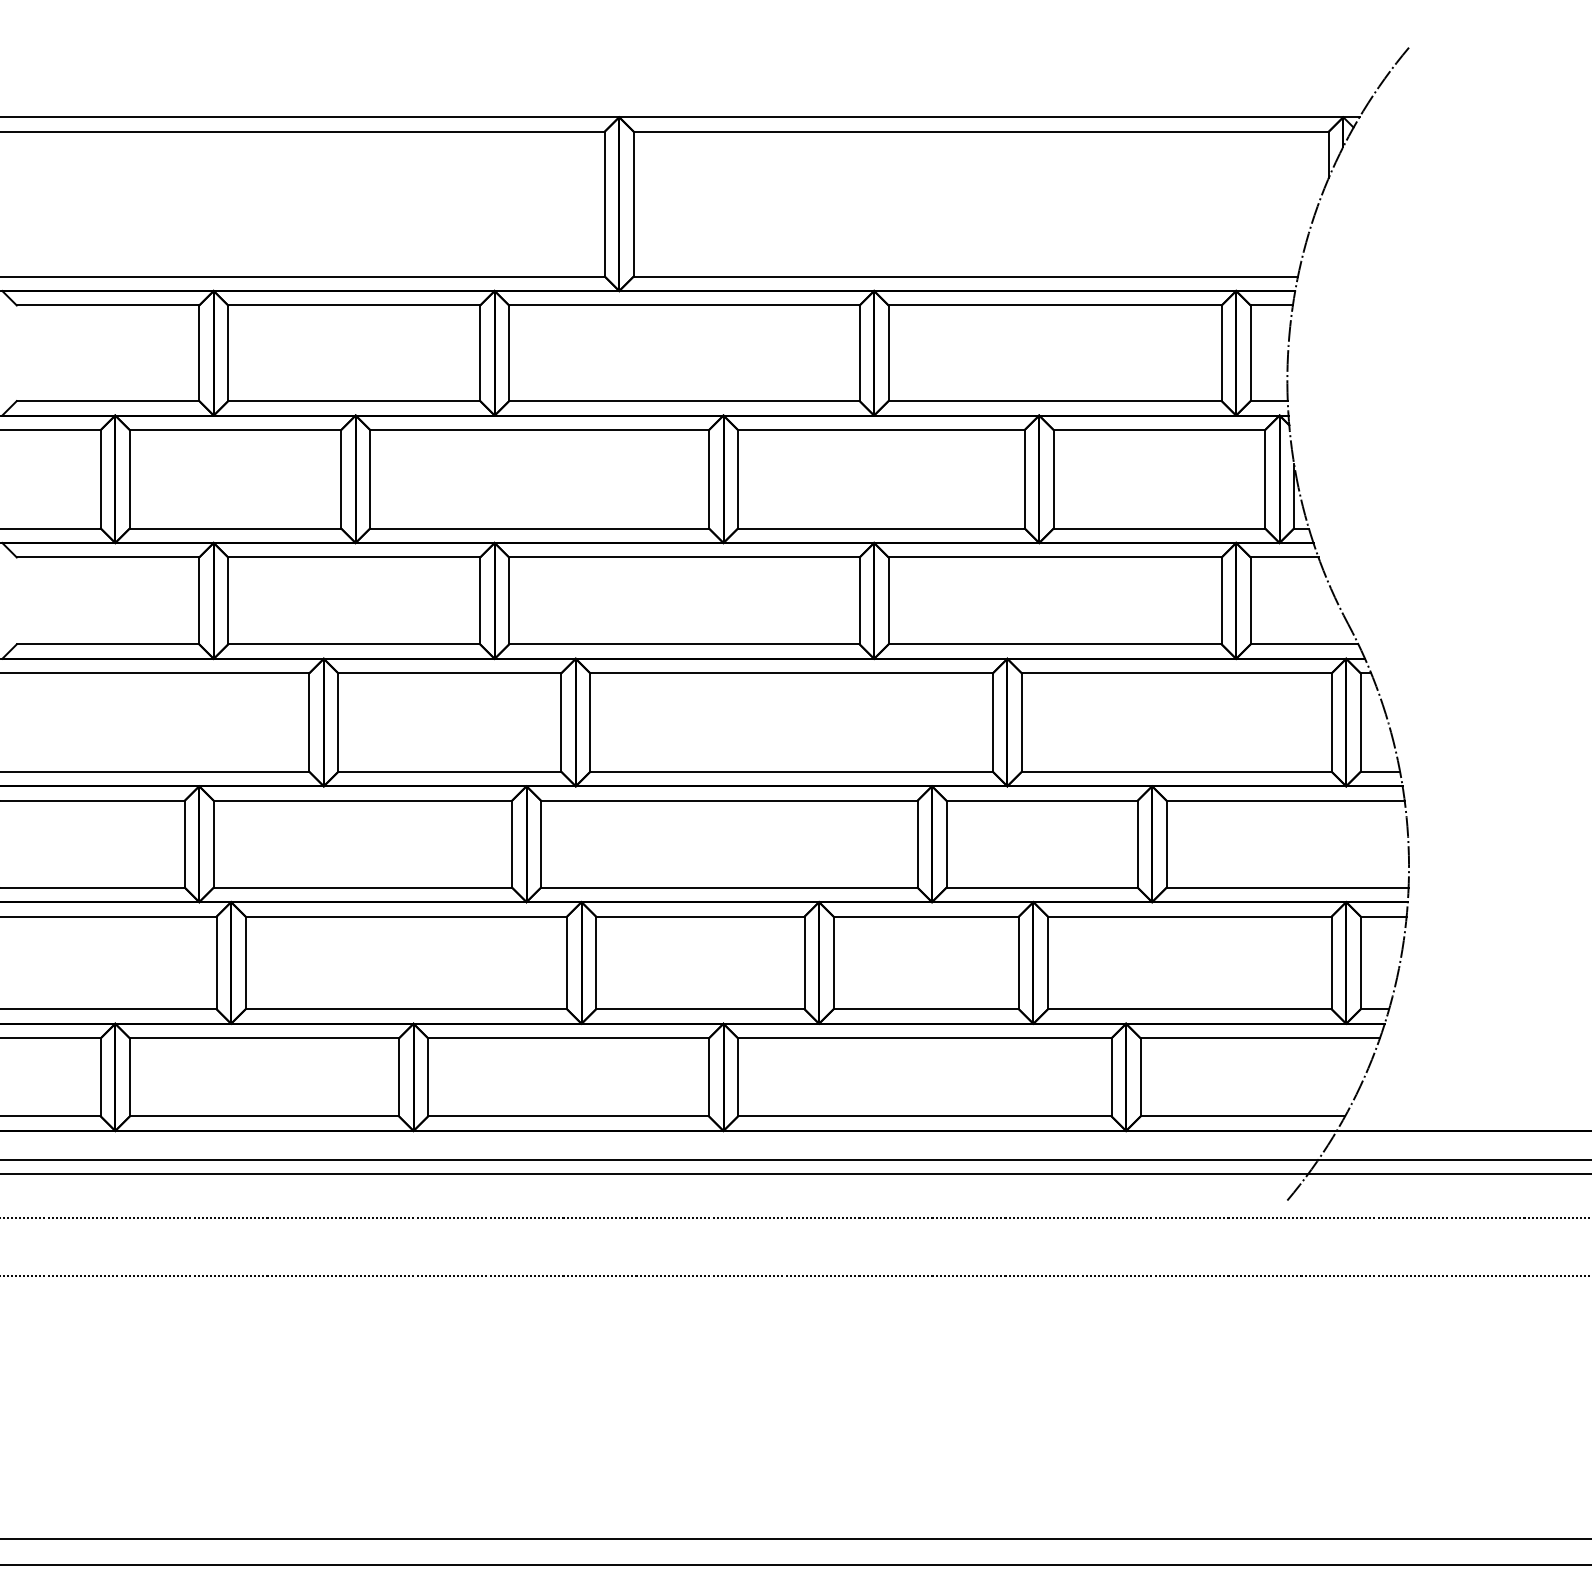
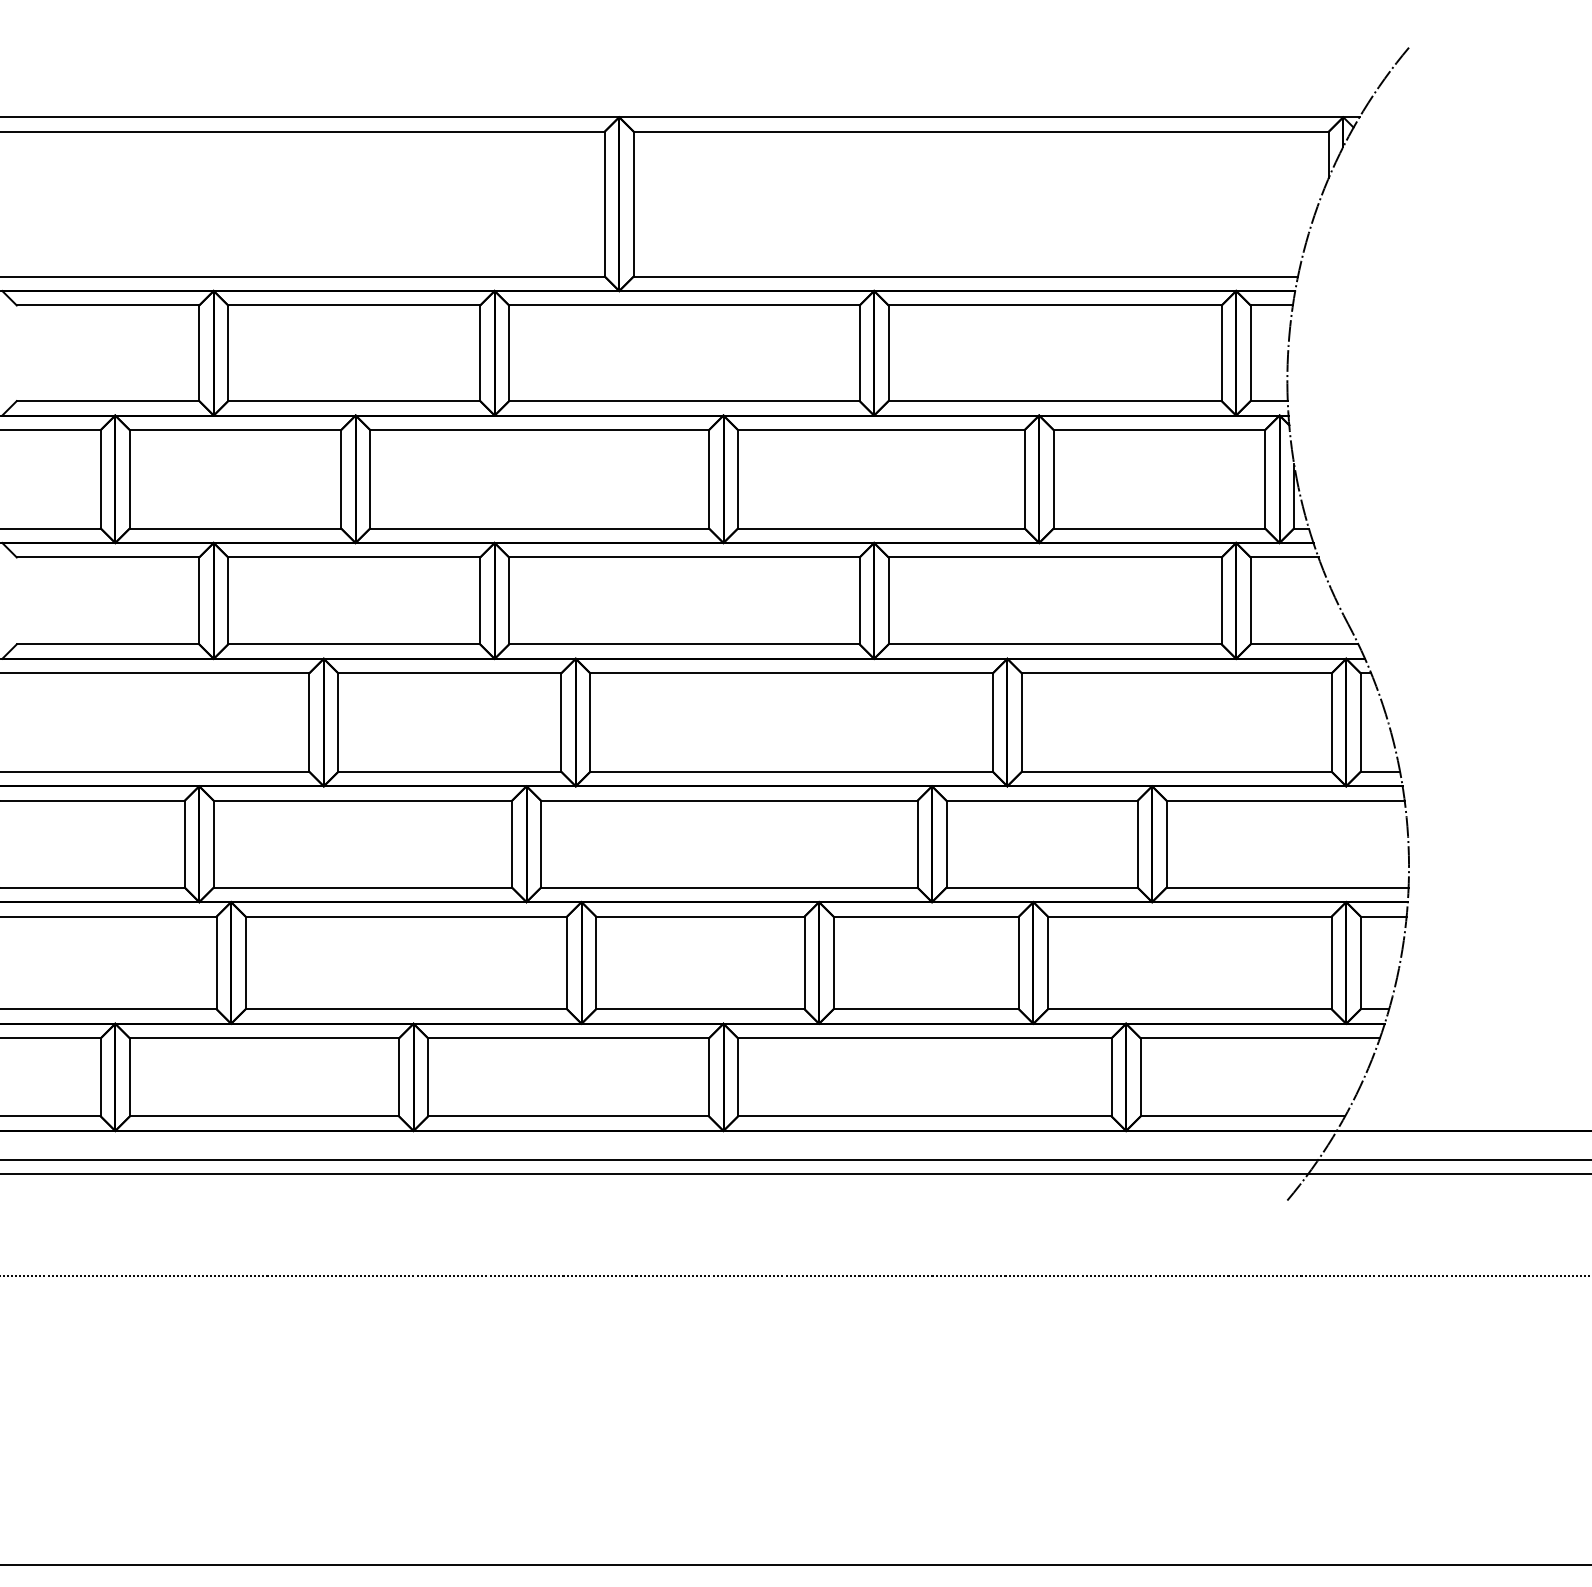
line: present -> none (795, 1217)
line: present -> none (795, 1539)
